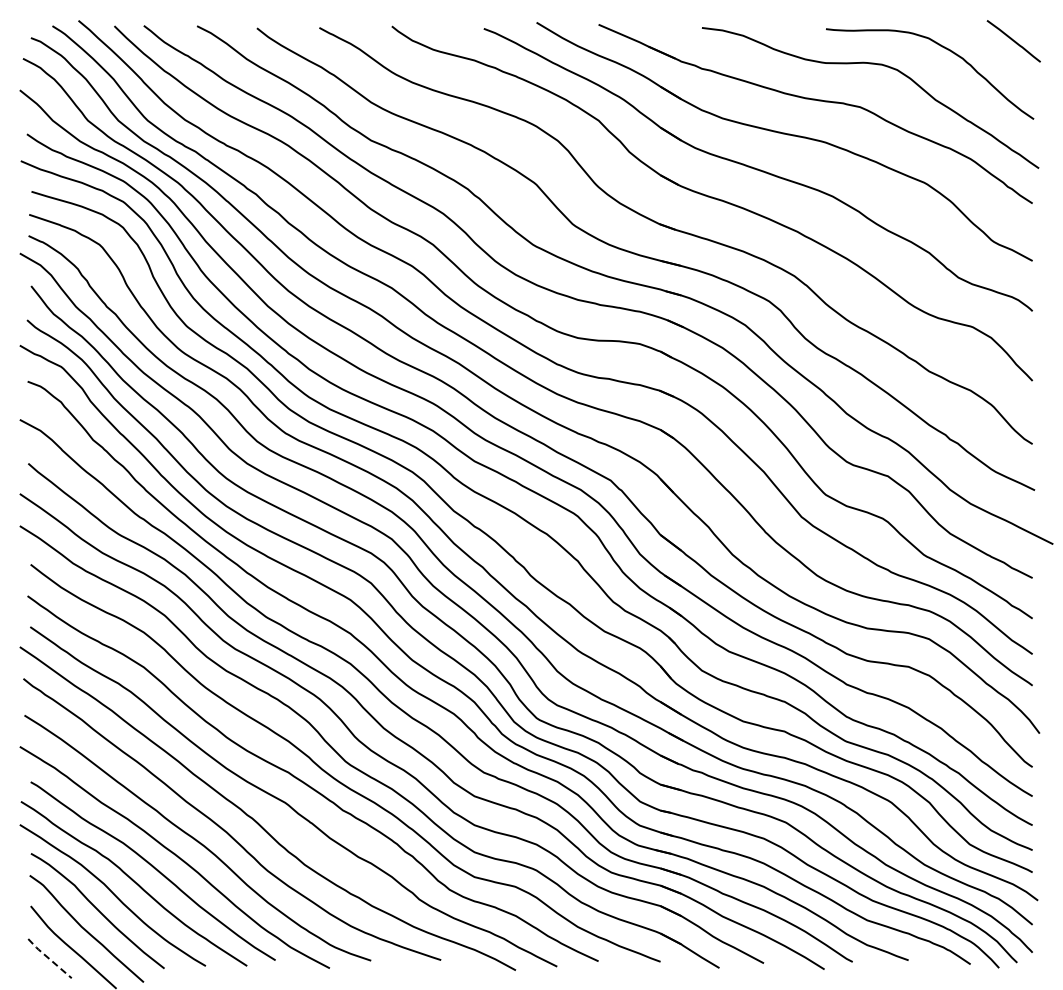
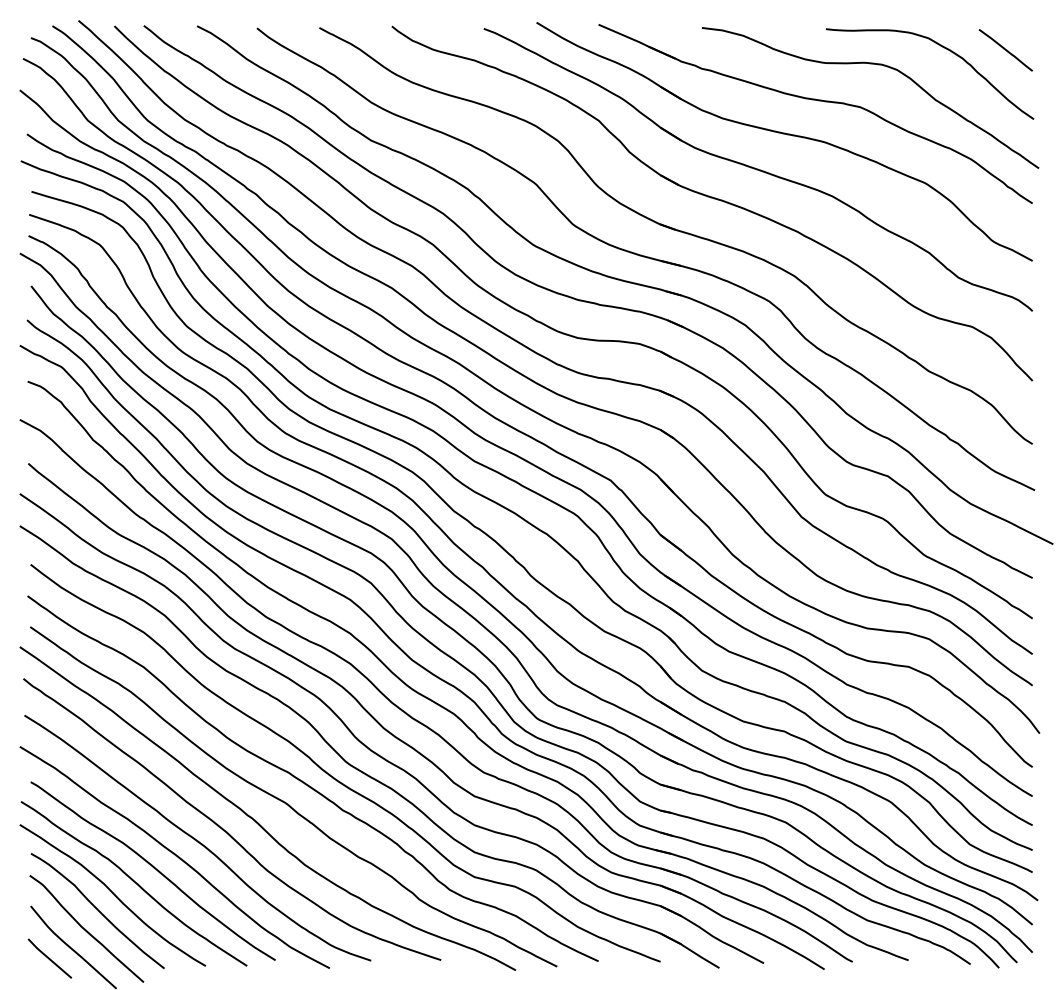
line position: (1013, 41) -> (1005, 50) (1005, 50)
line: dashed -> solid (49, 958)
